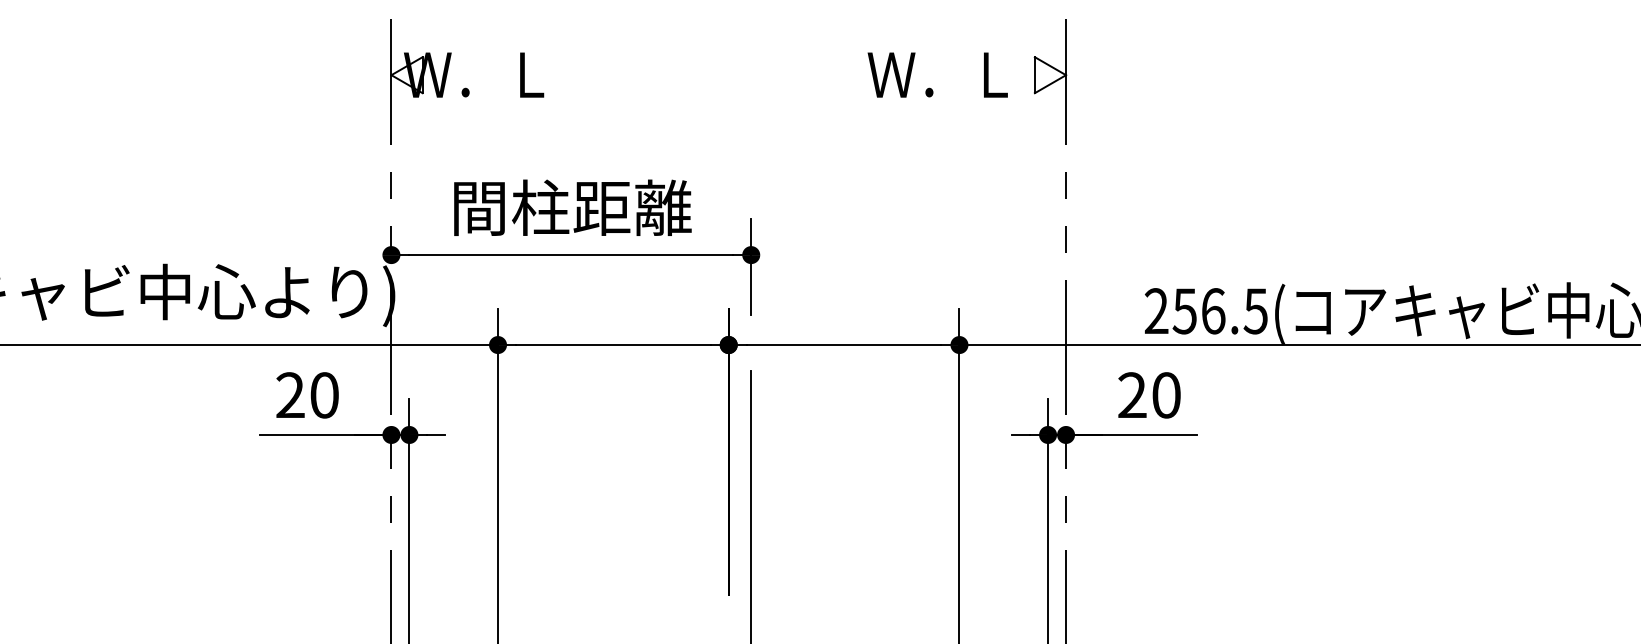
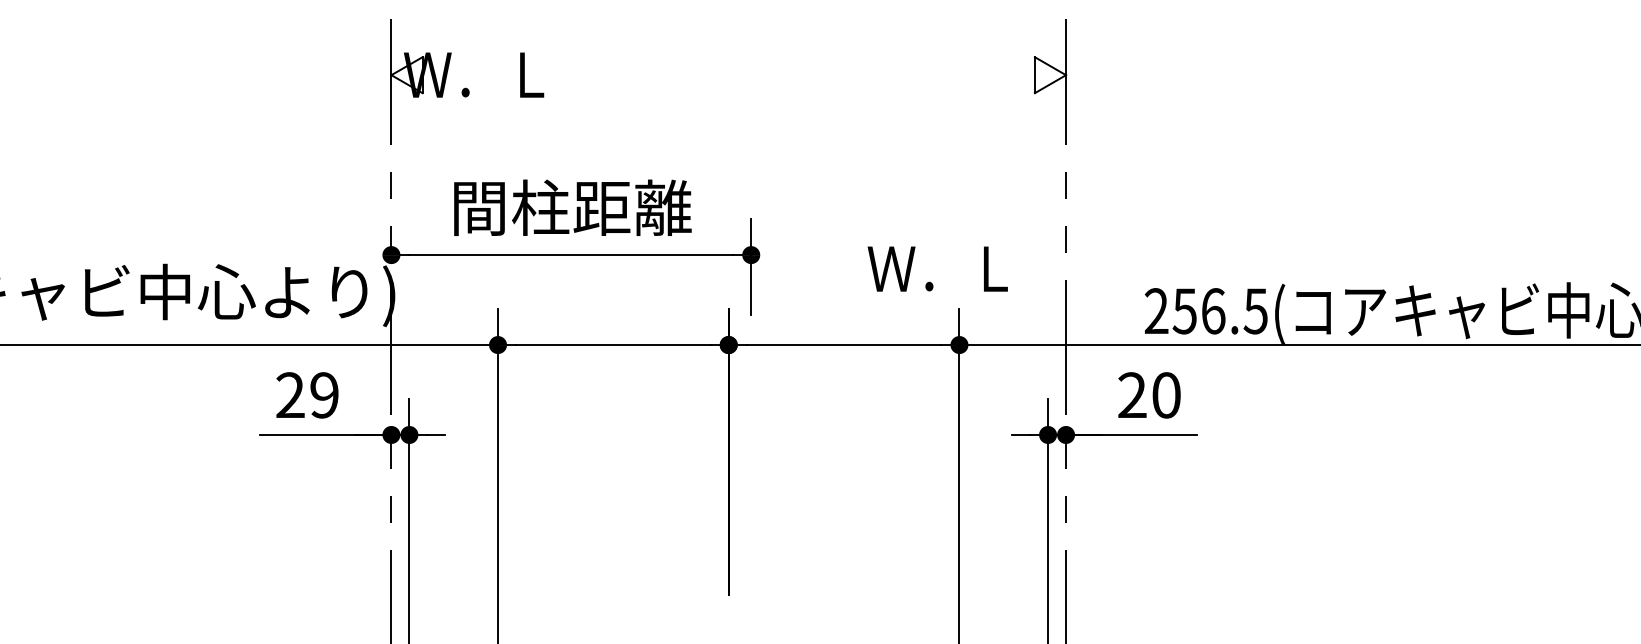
text position: (937, 74) -> (937, 268) (937, 268)
text: 20 -> 29 (324, 395)
line: present -> none (751, 505)
